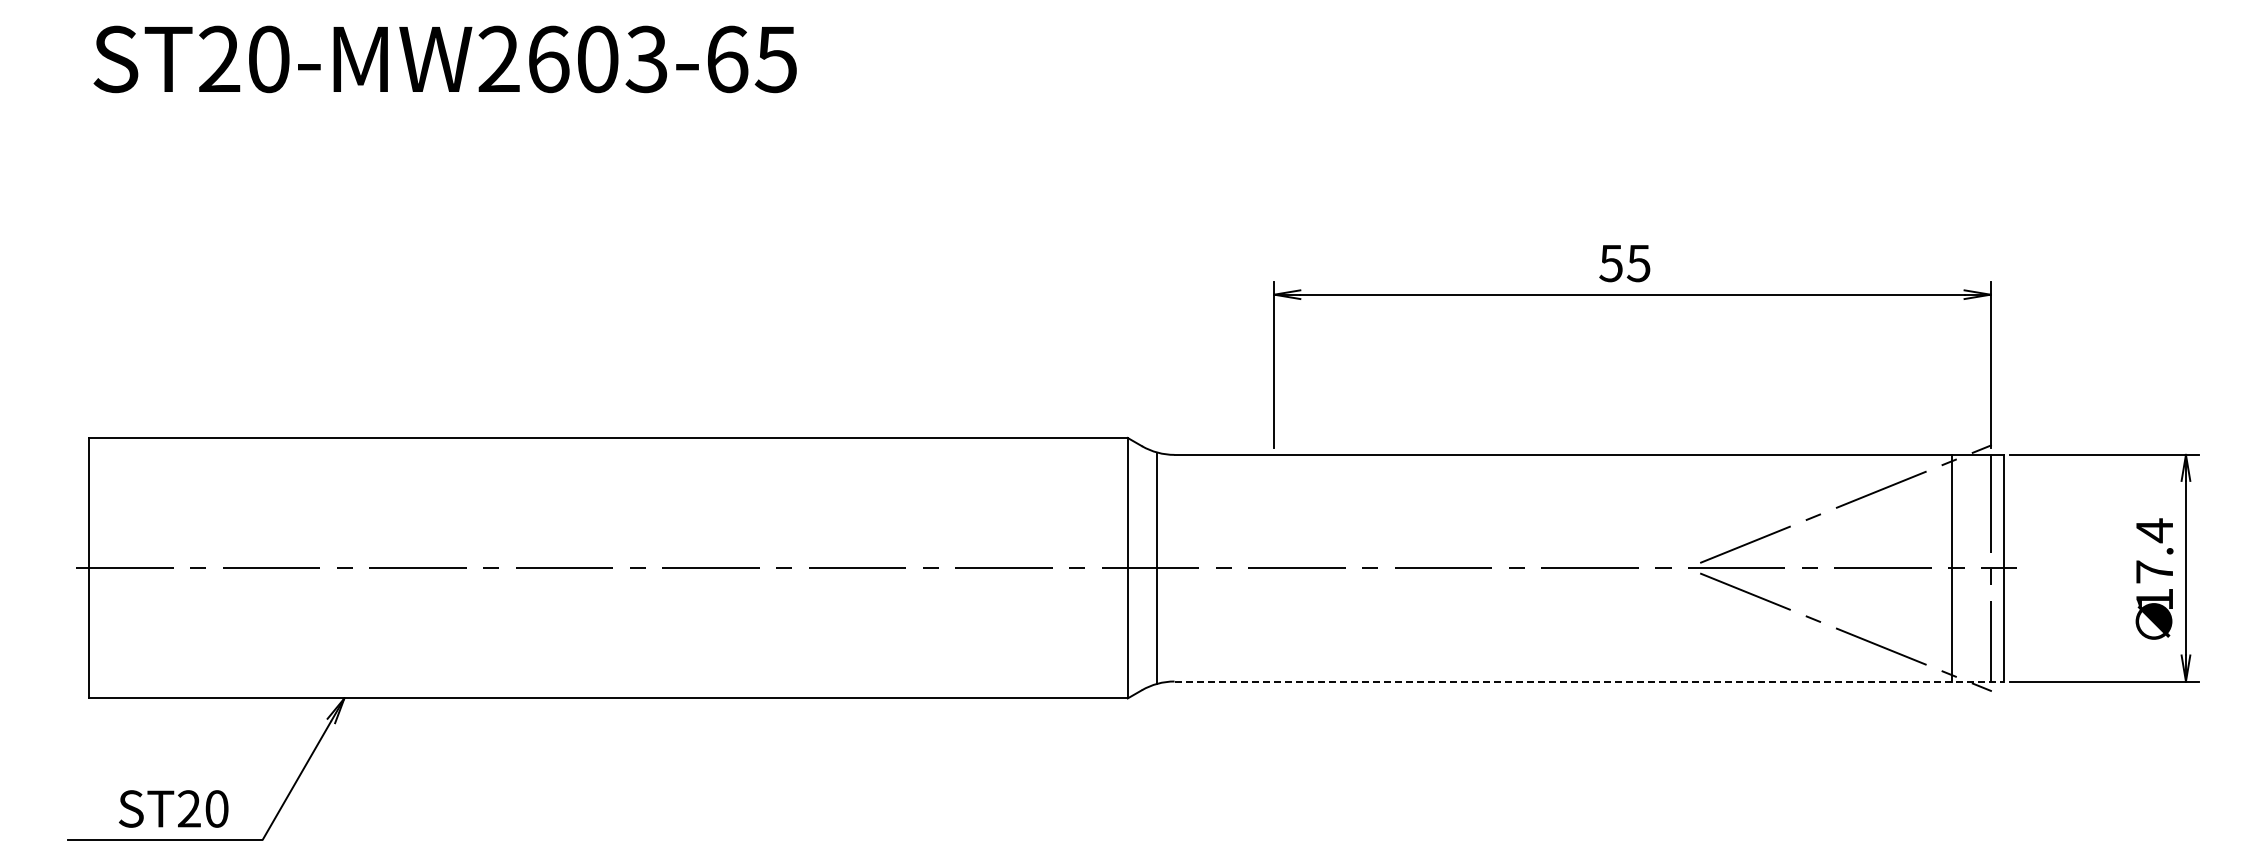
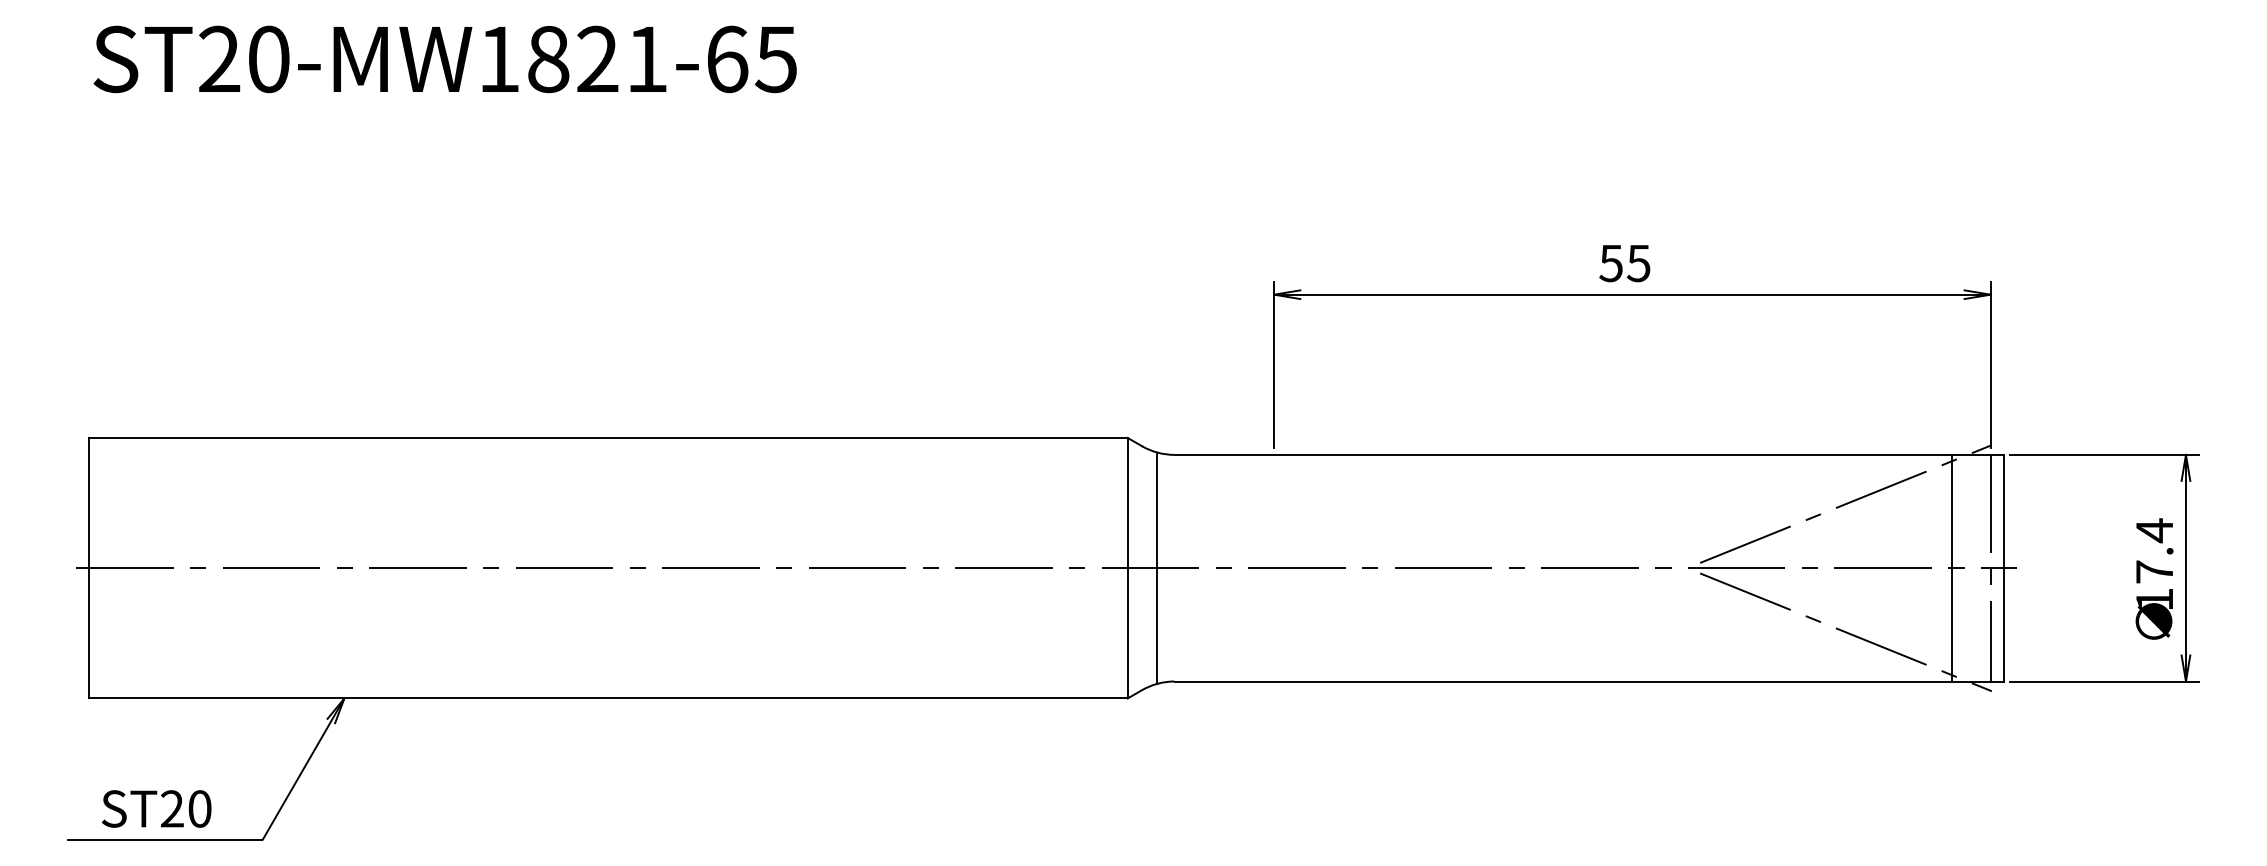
text: ST20-MW2603-65 -> ST20-MW1821-65 (572, 59)
line: dashed -> solid (1589, 681)
text position: (173, 808) -> (156, 808) (156, 808)
